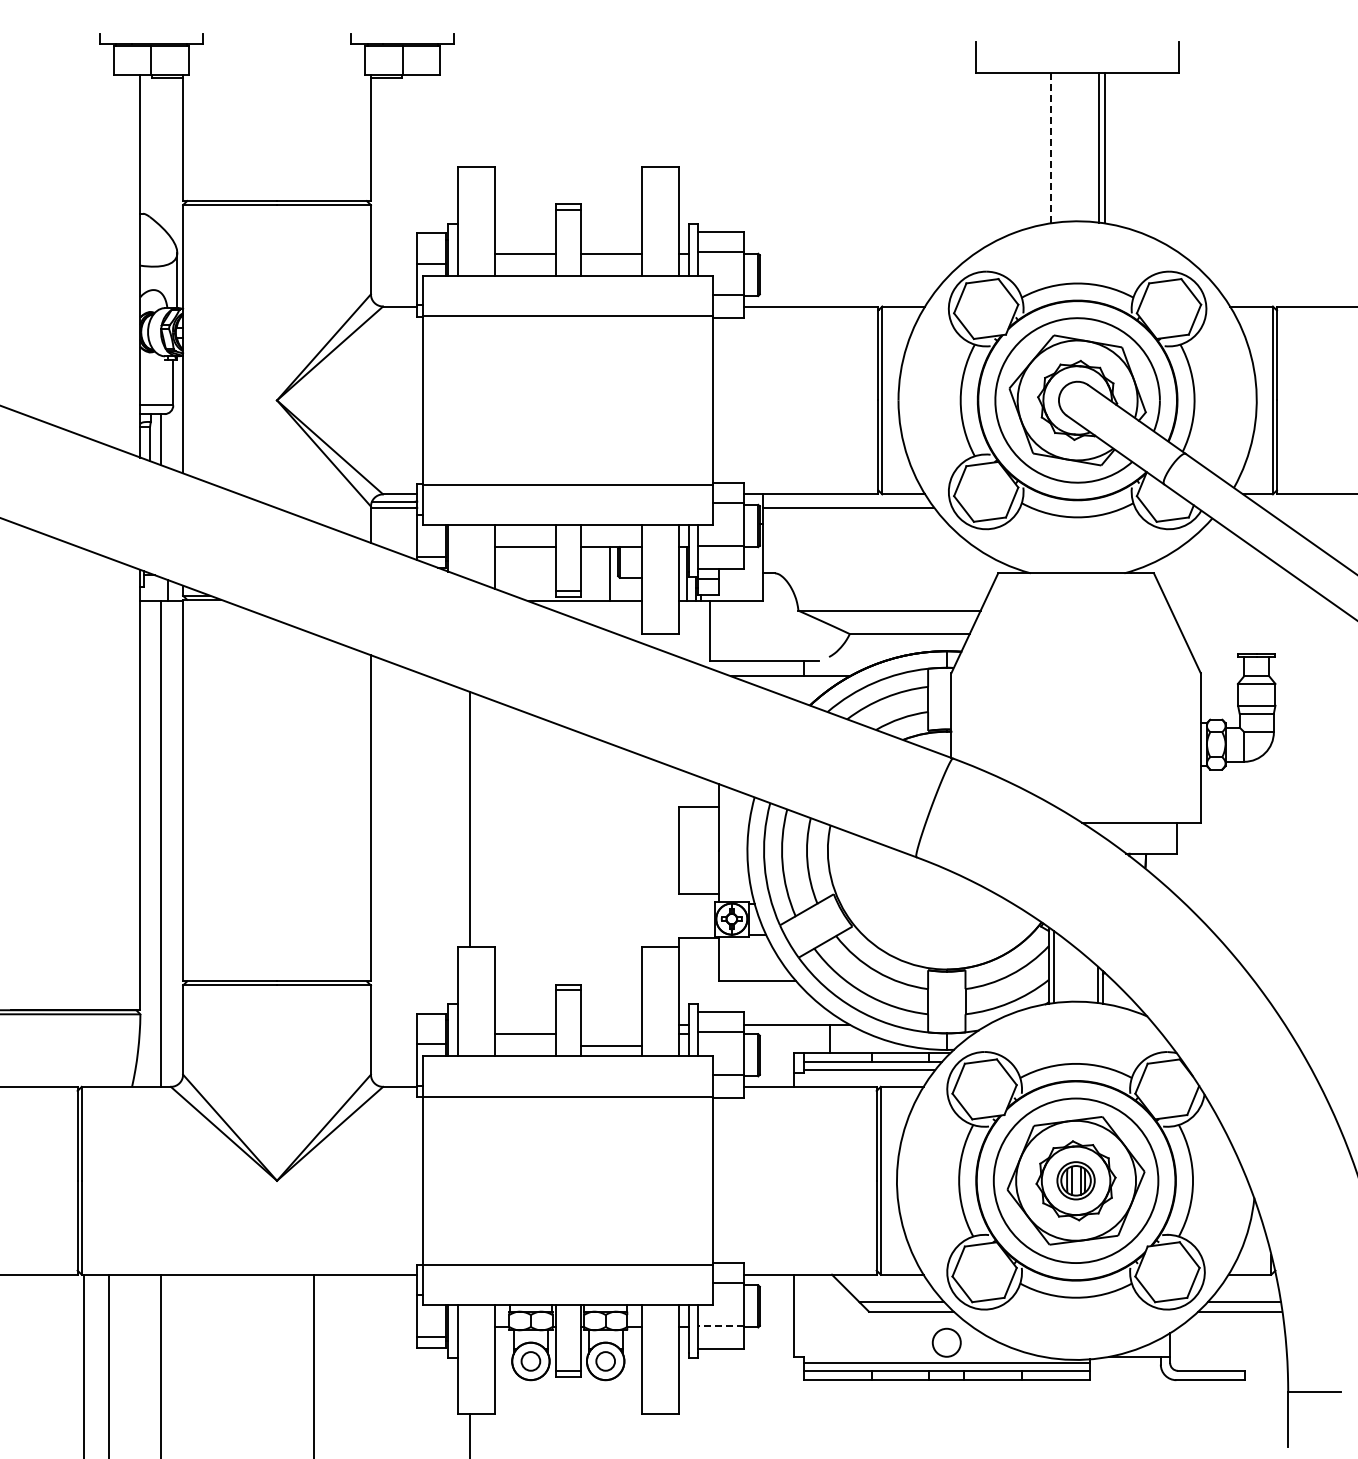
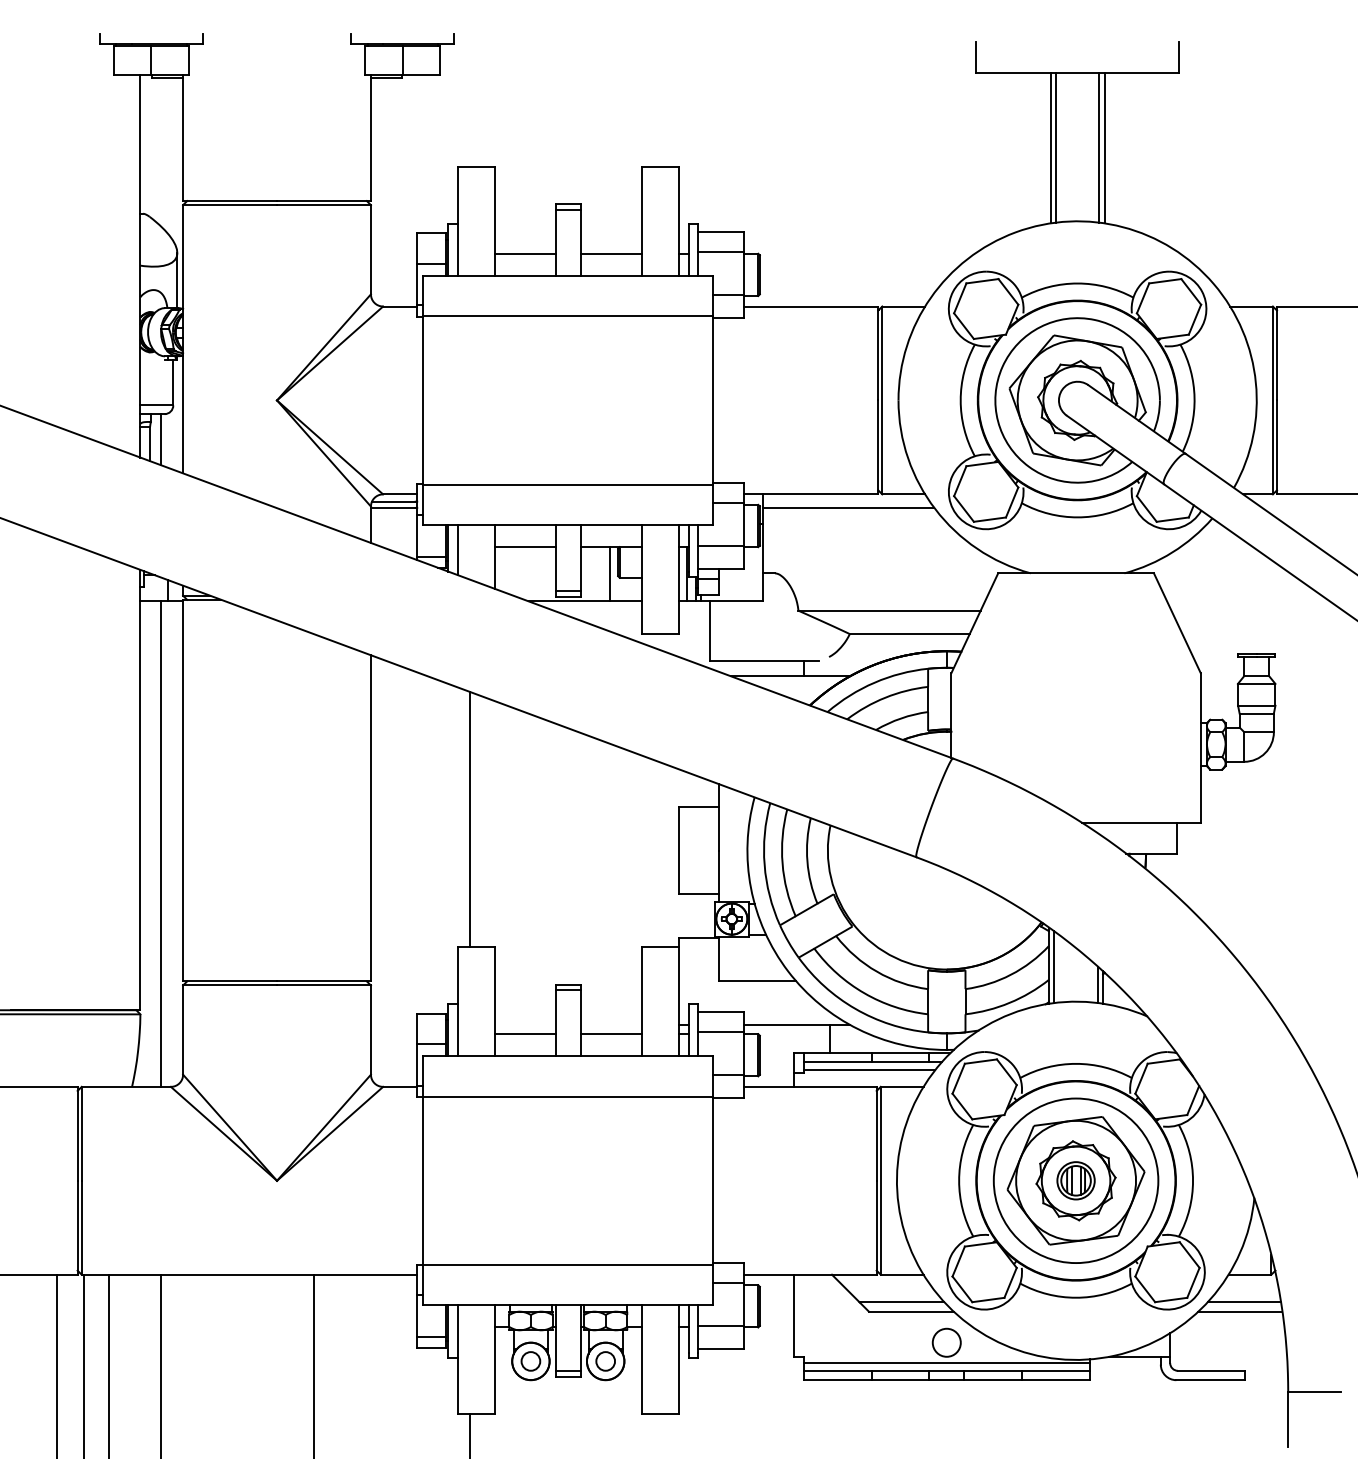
line: none -> present (1055, 147)
line: dashed -> solid (1050, 148)
line: none -> present (457, 550)
line position: (610, 1046) -> (610, 1034) (610, 1034)
line: dashed -> solid (720, 1326)
line: none -> present (56, 1364)
